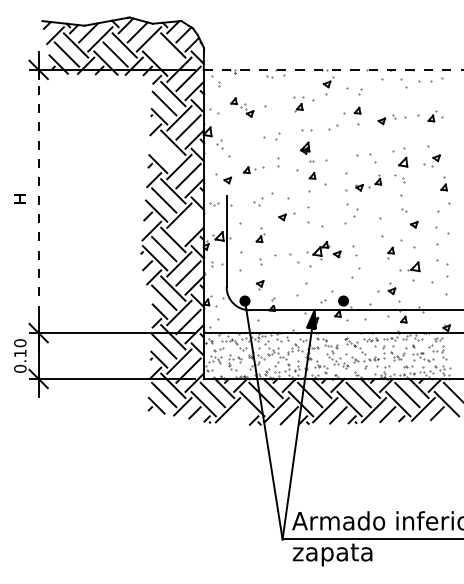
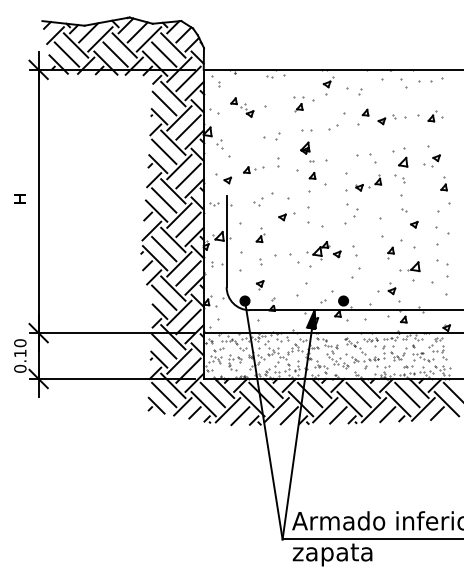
line: none -> present (164, 54)
line: dashed -> solid (333, 69)
part position: (357, 110) -> (365, 112) (365, 112)
line: none -> present (164, 151)
line: dashed -> solid (38, 201)
line: none -> present (188, 224)
line: none -> present (240, 416)
